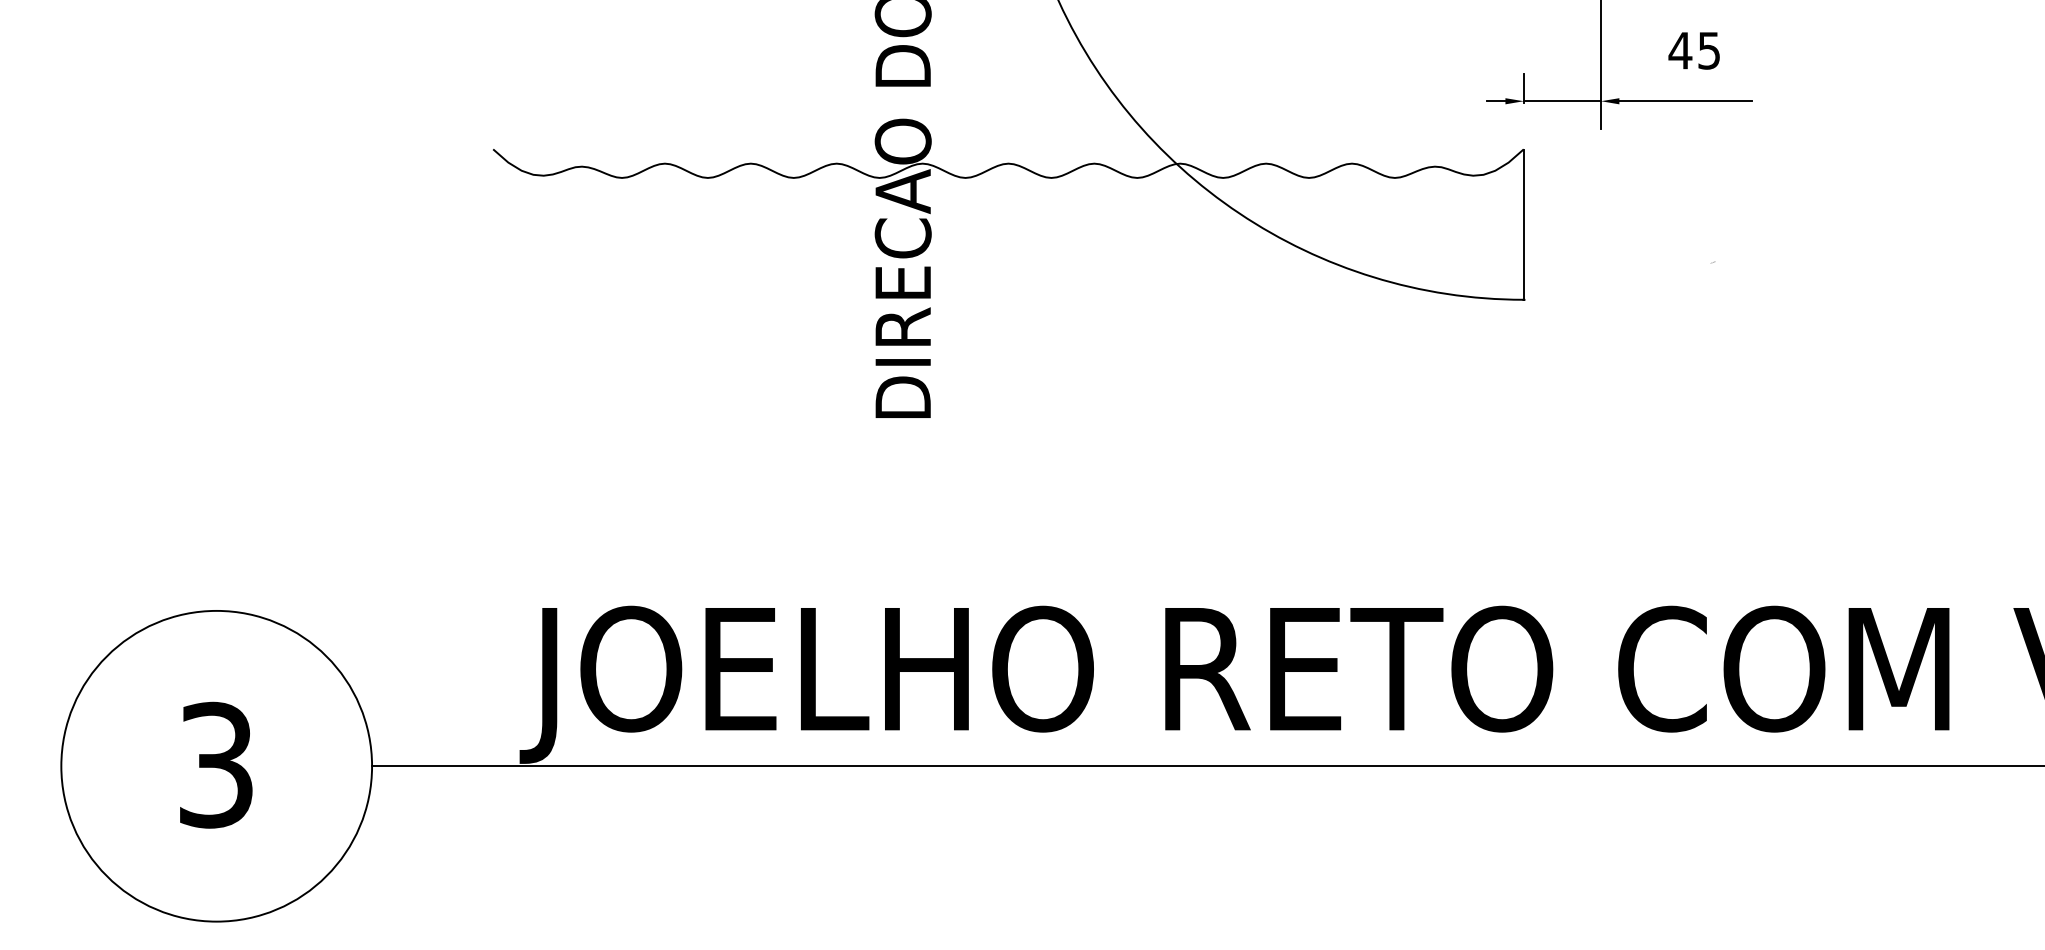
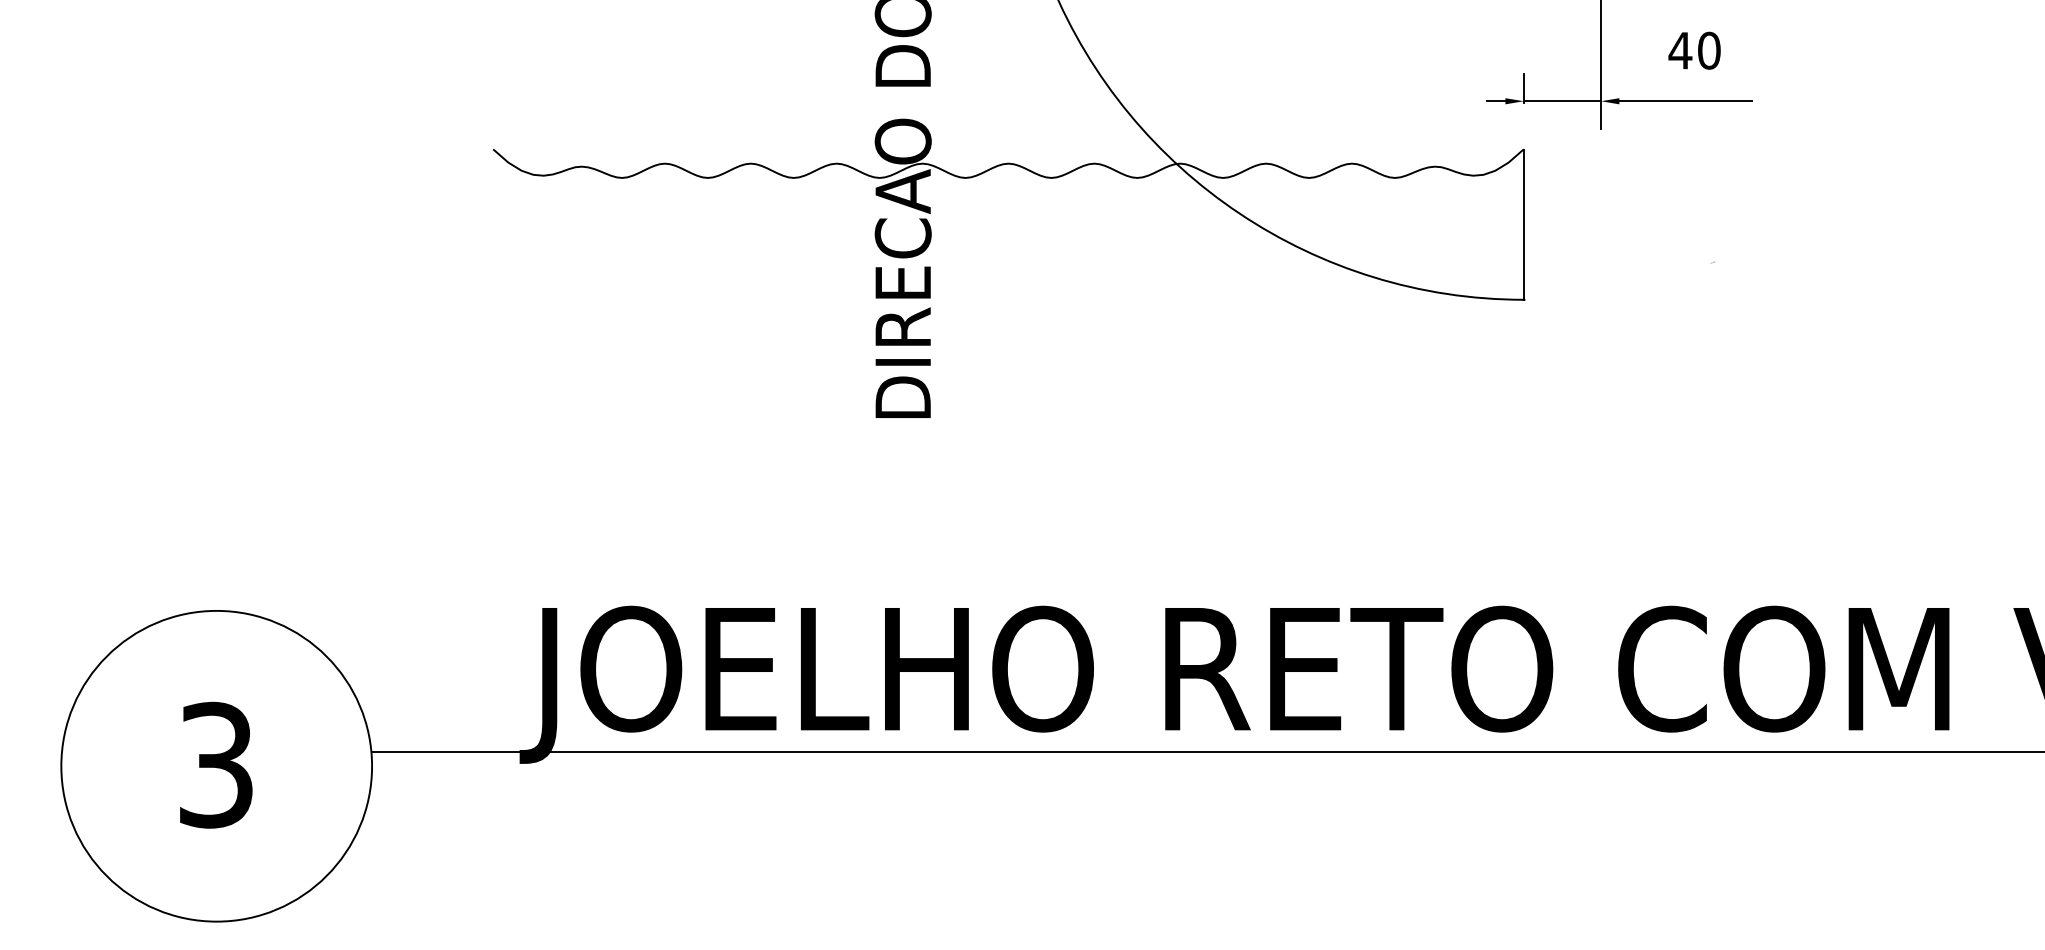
text: 45 -> 40 (1709, 50)
line position: (1206, 766) -> (1206, 752) (1206, 752)
